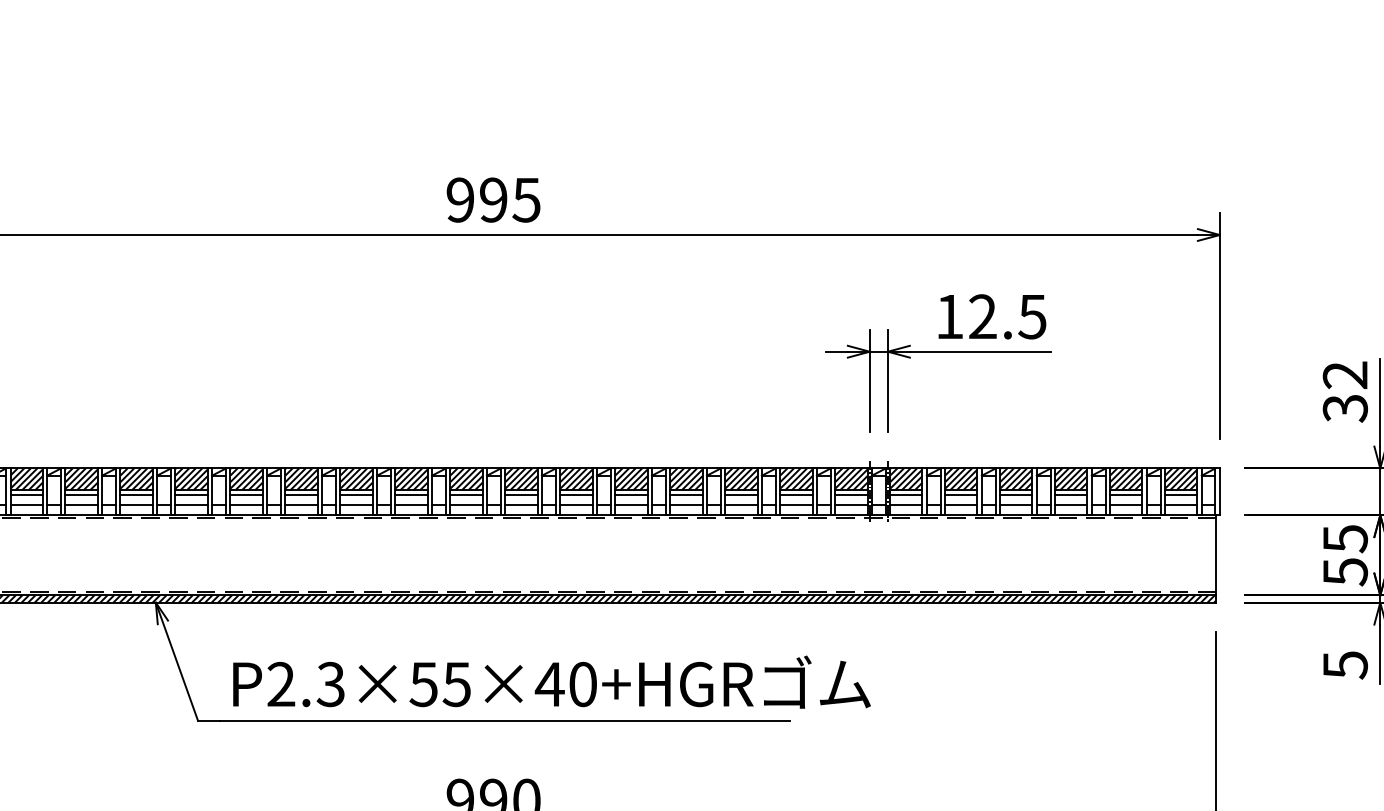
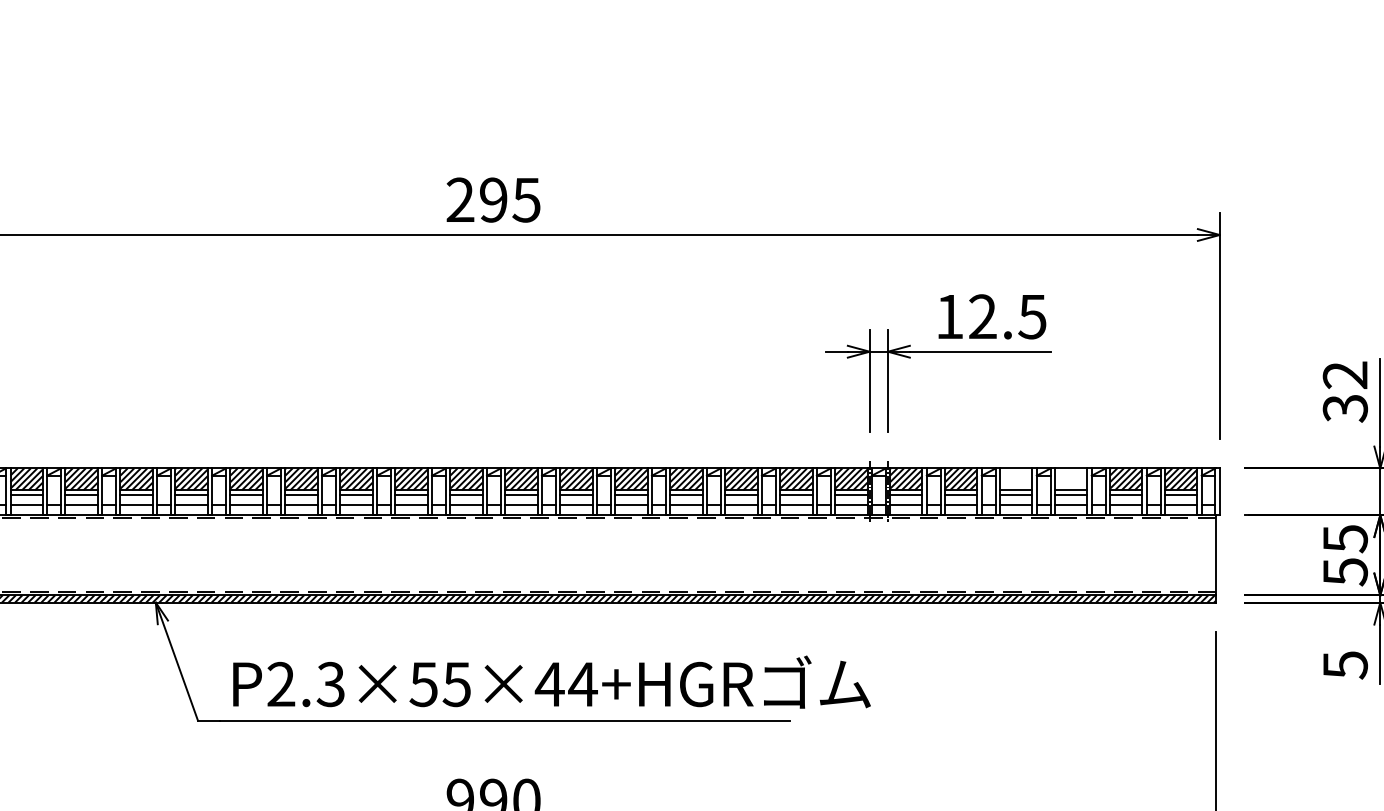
text: 995 -> 295 (460, 200)
hatch: present -> none (1016, 479)
hatch: present -> none (1071, 479)
text: P2.3×55×40+HGR -> P2.3×55×44+HGR (582, 684)
